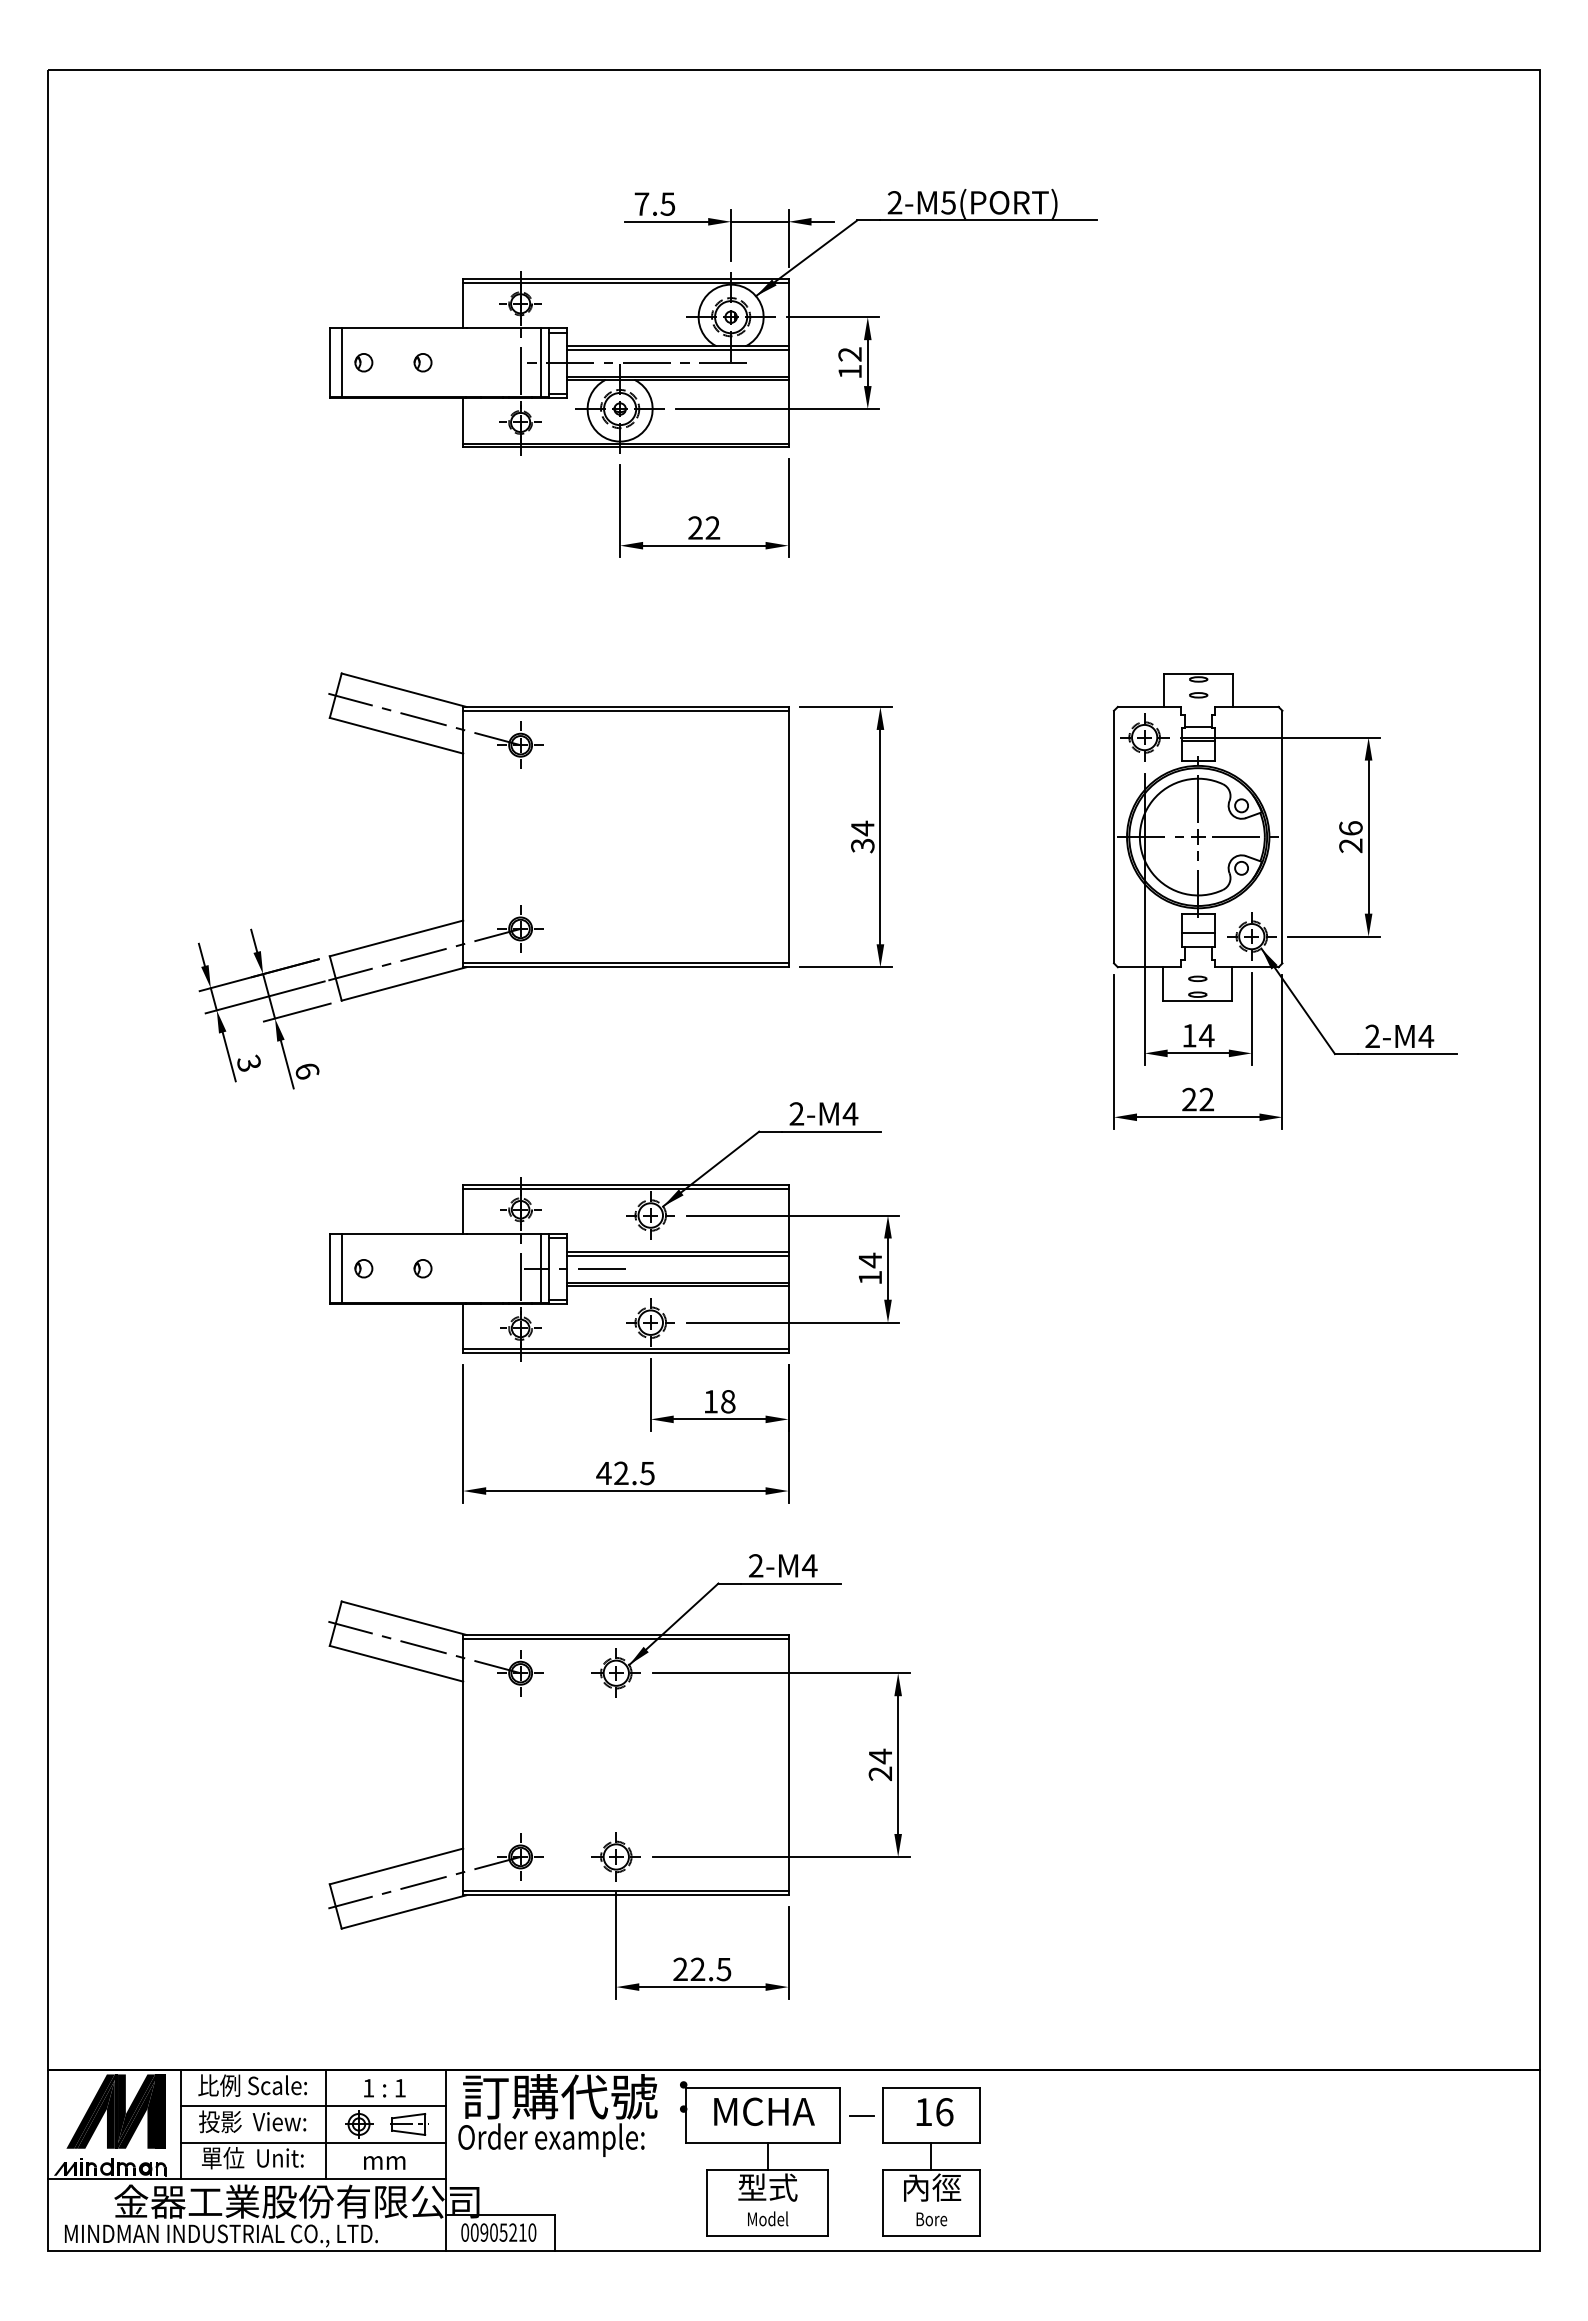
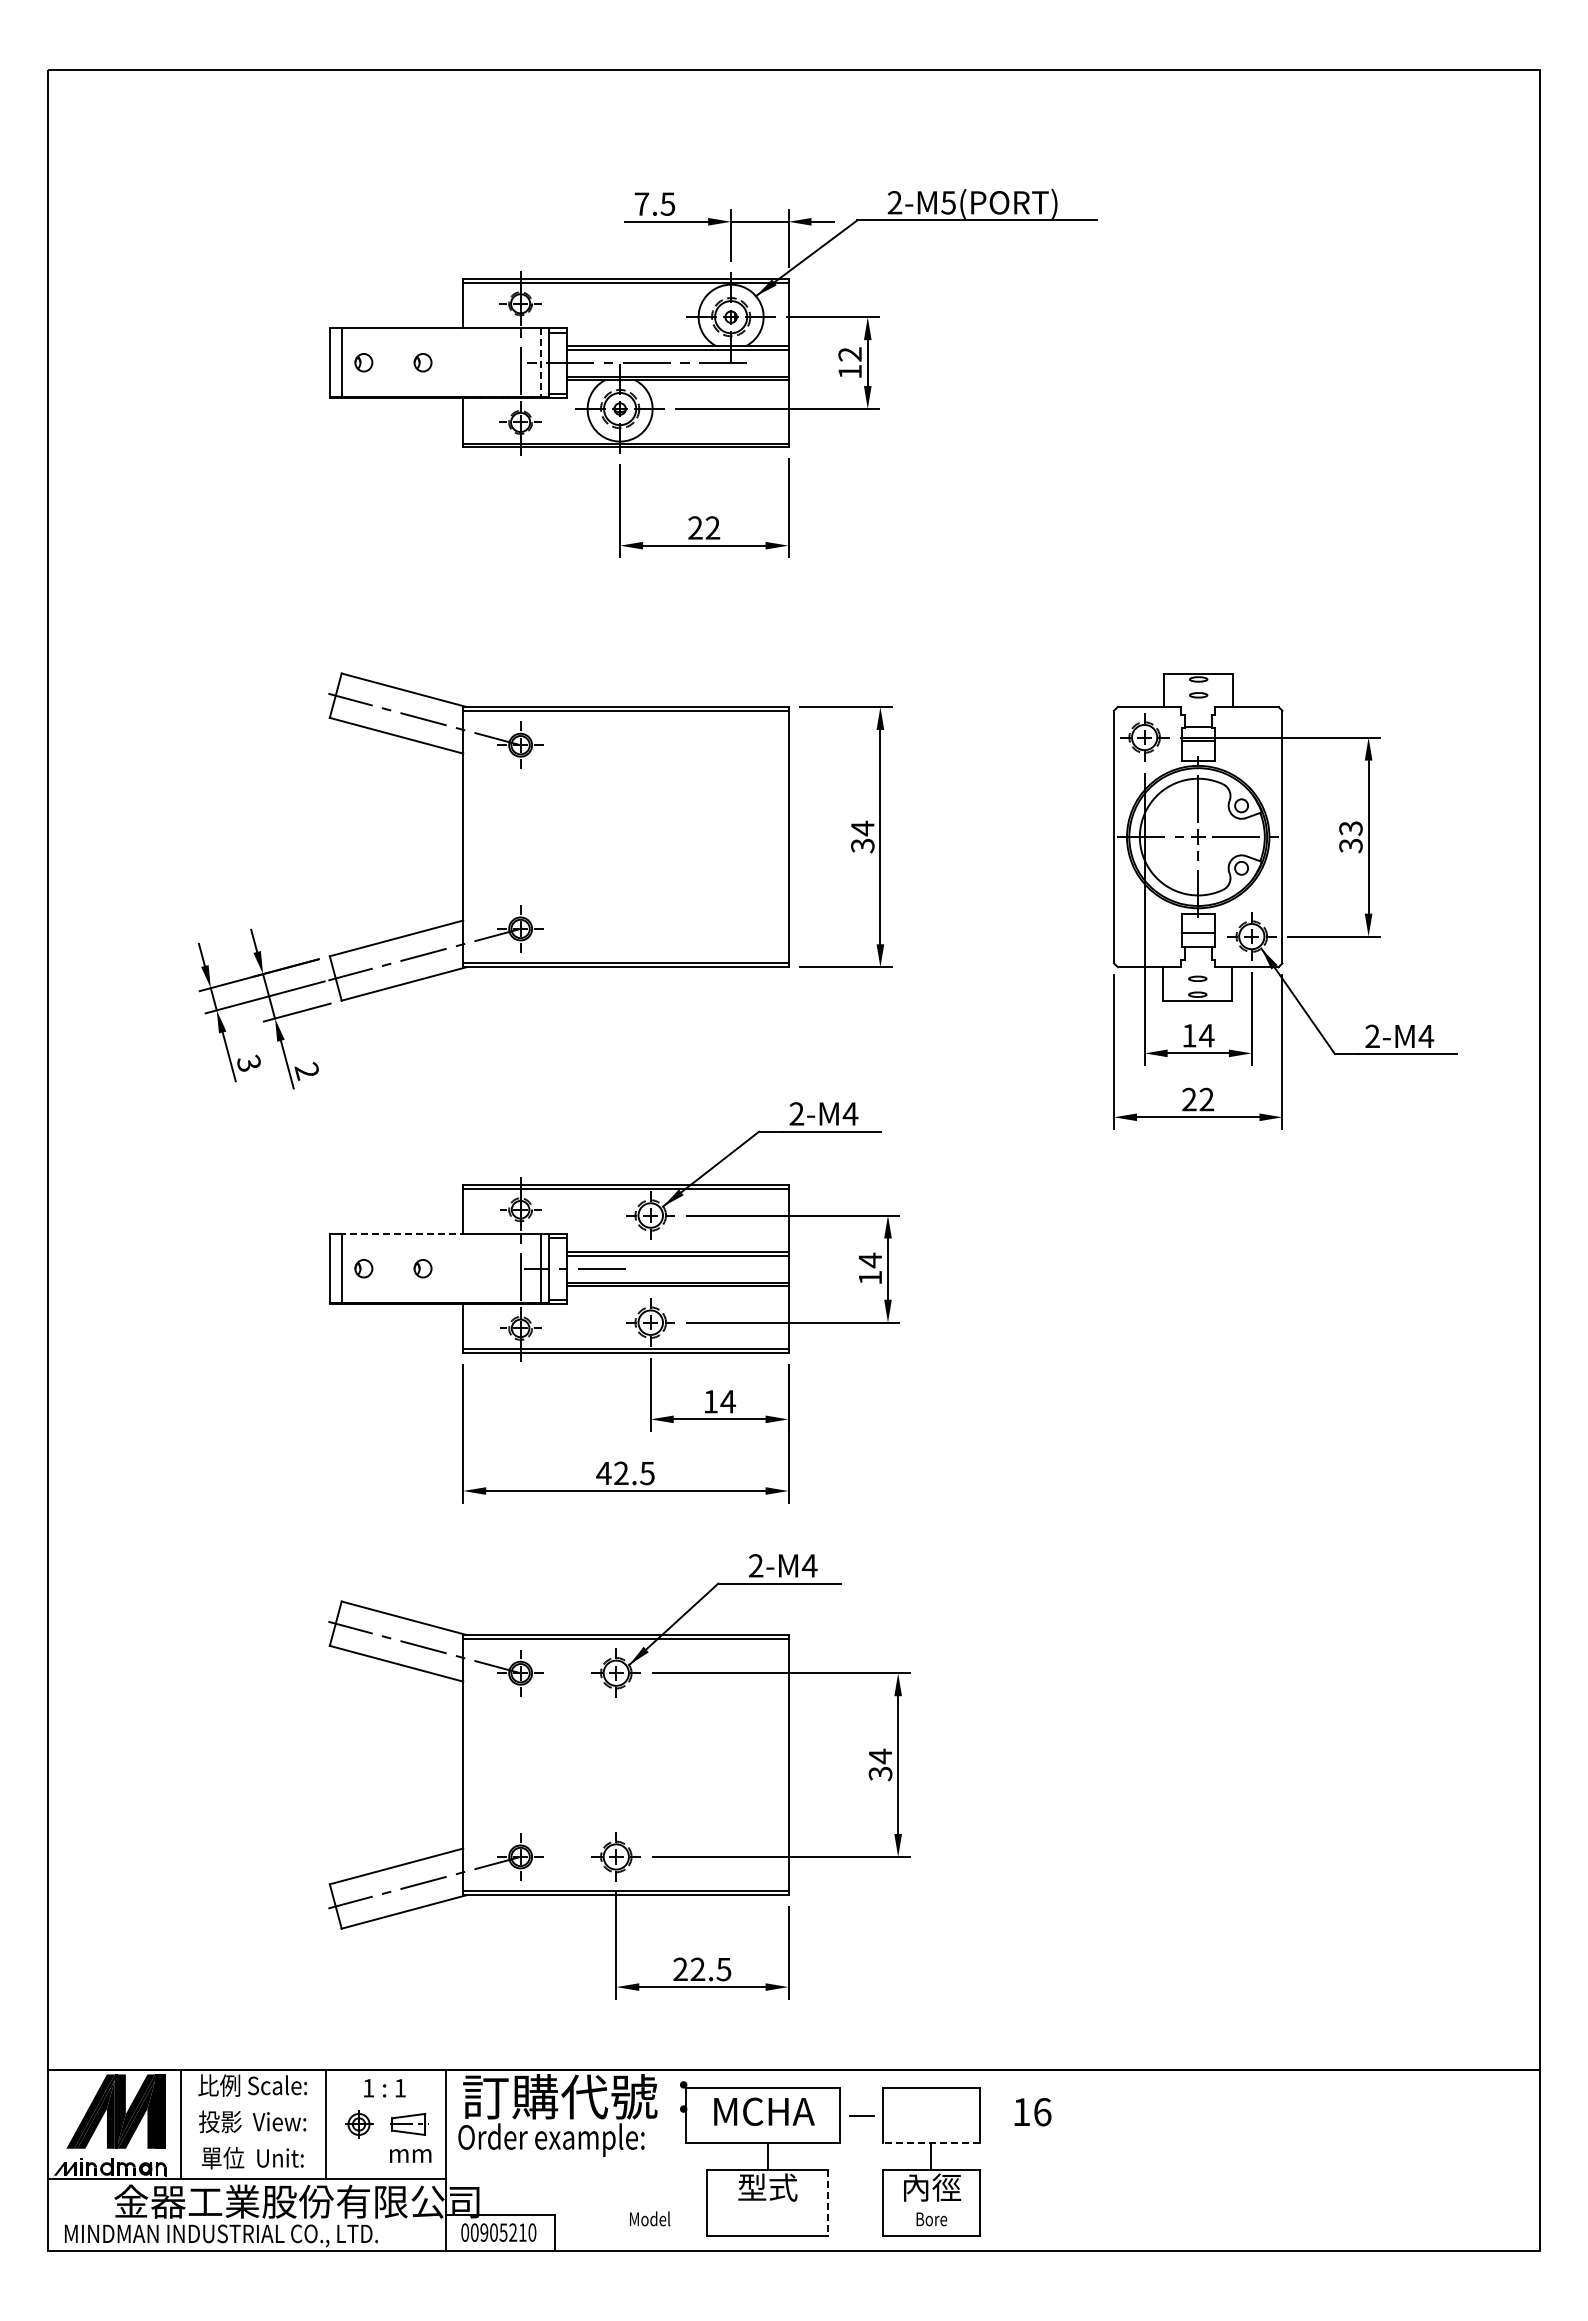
line: solid -> dashed (541, 363)
text: 26 -> 33 (1350, 837)
text: 6 -> 2 (306, 1071)
line: solid -> dashed (403, 1234)
text: 18 -> 14 (727, 1401)
text: 24 -> 34 (880, 1773)
line: present -> none (313, 2106)
text position: (934, 2112) -> (1032, 2112) (1032, 2112)
line: present -> none (313, 2142)
line: solid -> dashed (930, 2142)
text position: (384, 2162) -> (410, 2155) (410, 2155)
line: solid -> dashed (828, 2203)
text position: (768, 2218) -> (650, 2218) (650, 2218)
